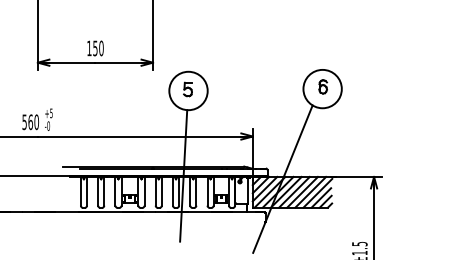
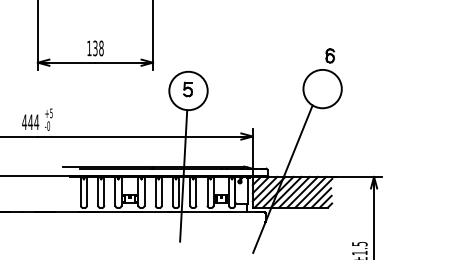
text: 150 -> 138 (98, 47)
part position: (323, 86) -> (330, 55) (330, 55)
text: 560 -> 444 (30, 122)
